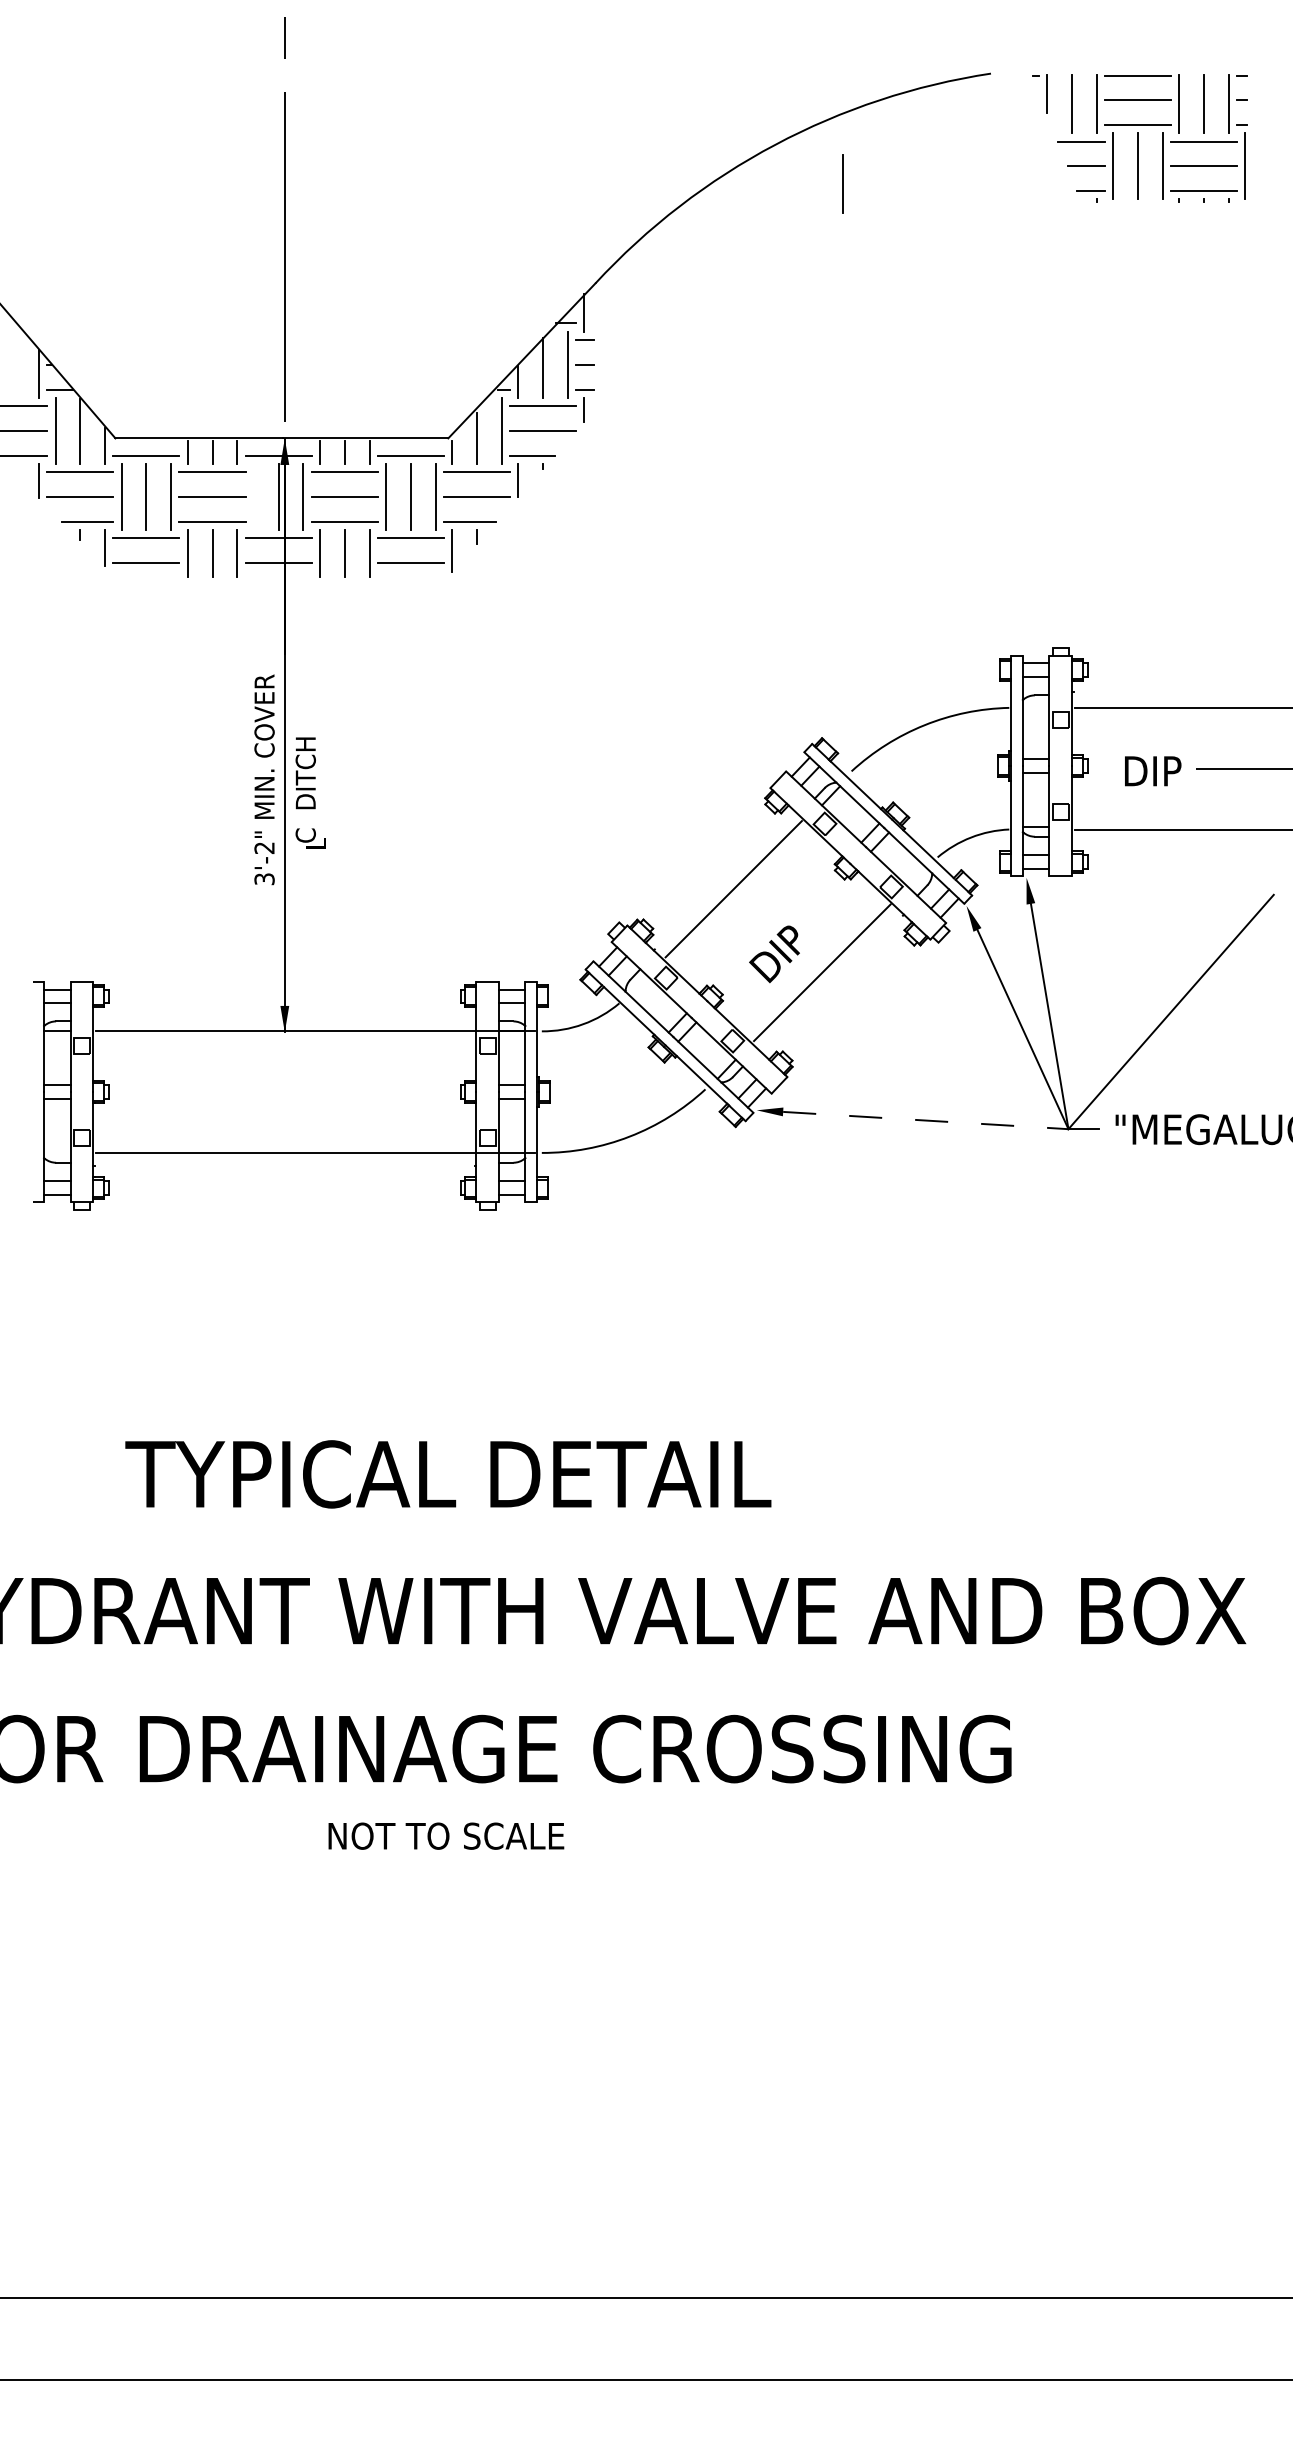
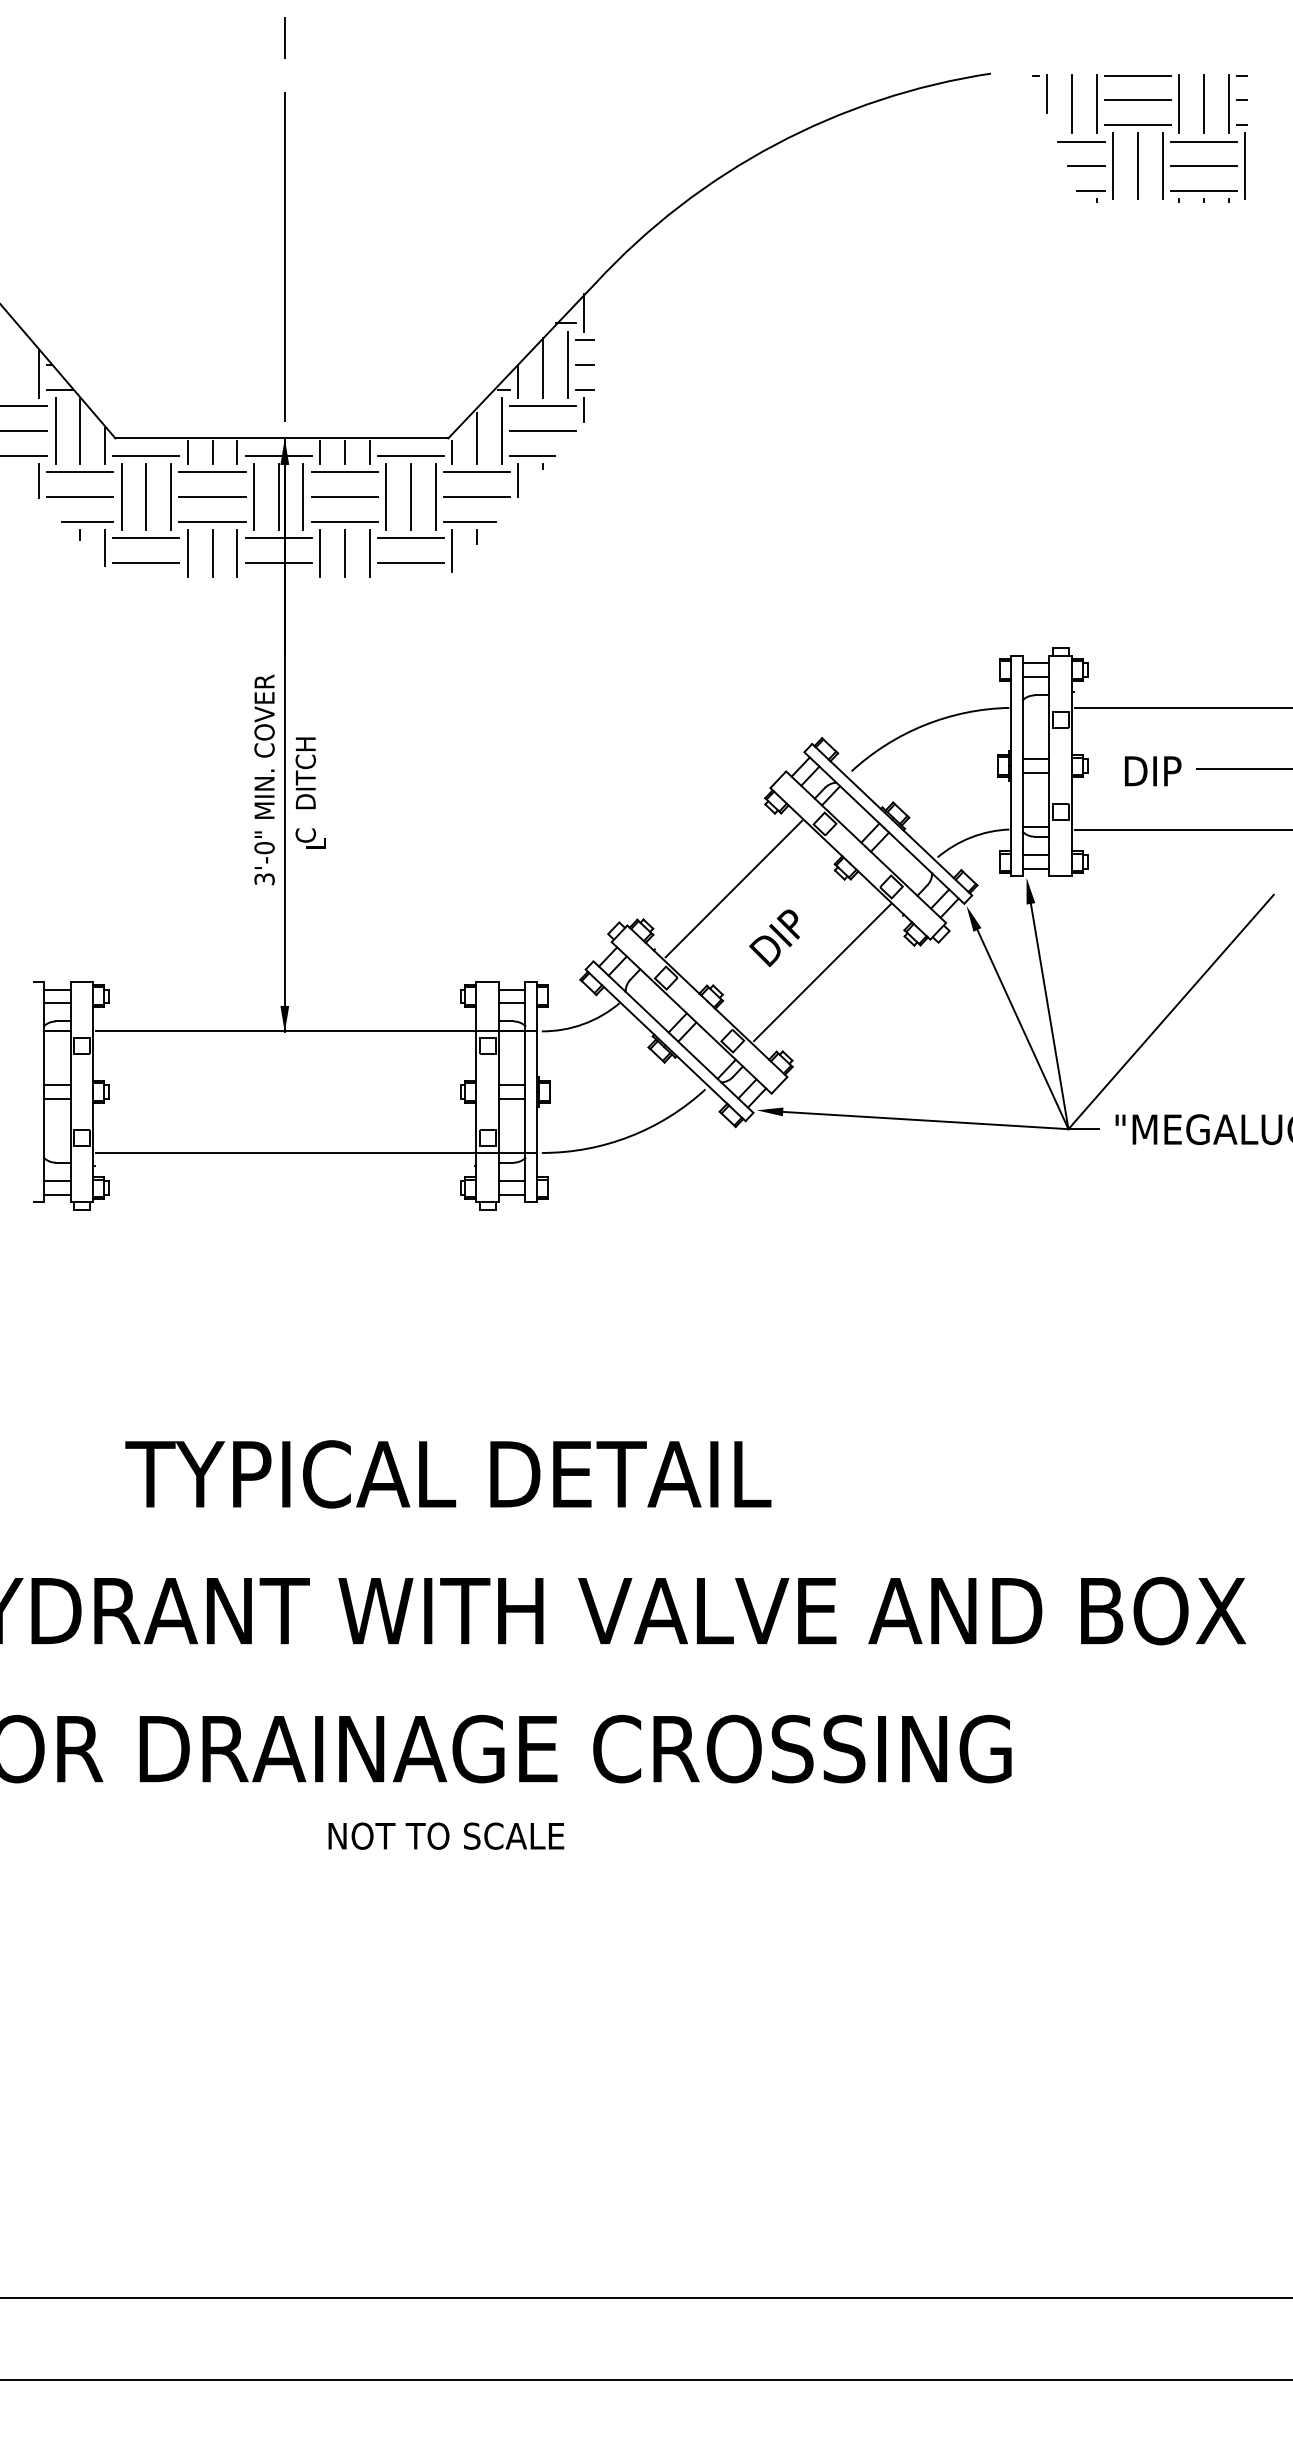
line: present -> none (842, 183)
line: none -> present (253, 496)
text: 3'-2" -> 3'-0" (264, 848)
text position: (774, 954) -> (774, 938) (774, 938)
line: dashed -> solid (925, 1120)
